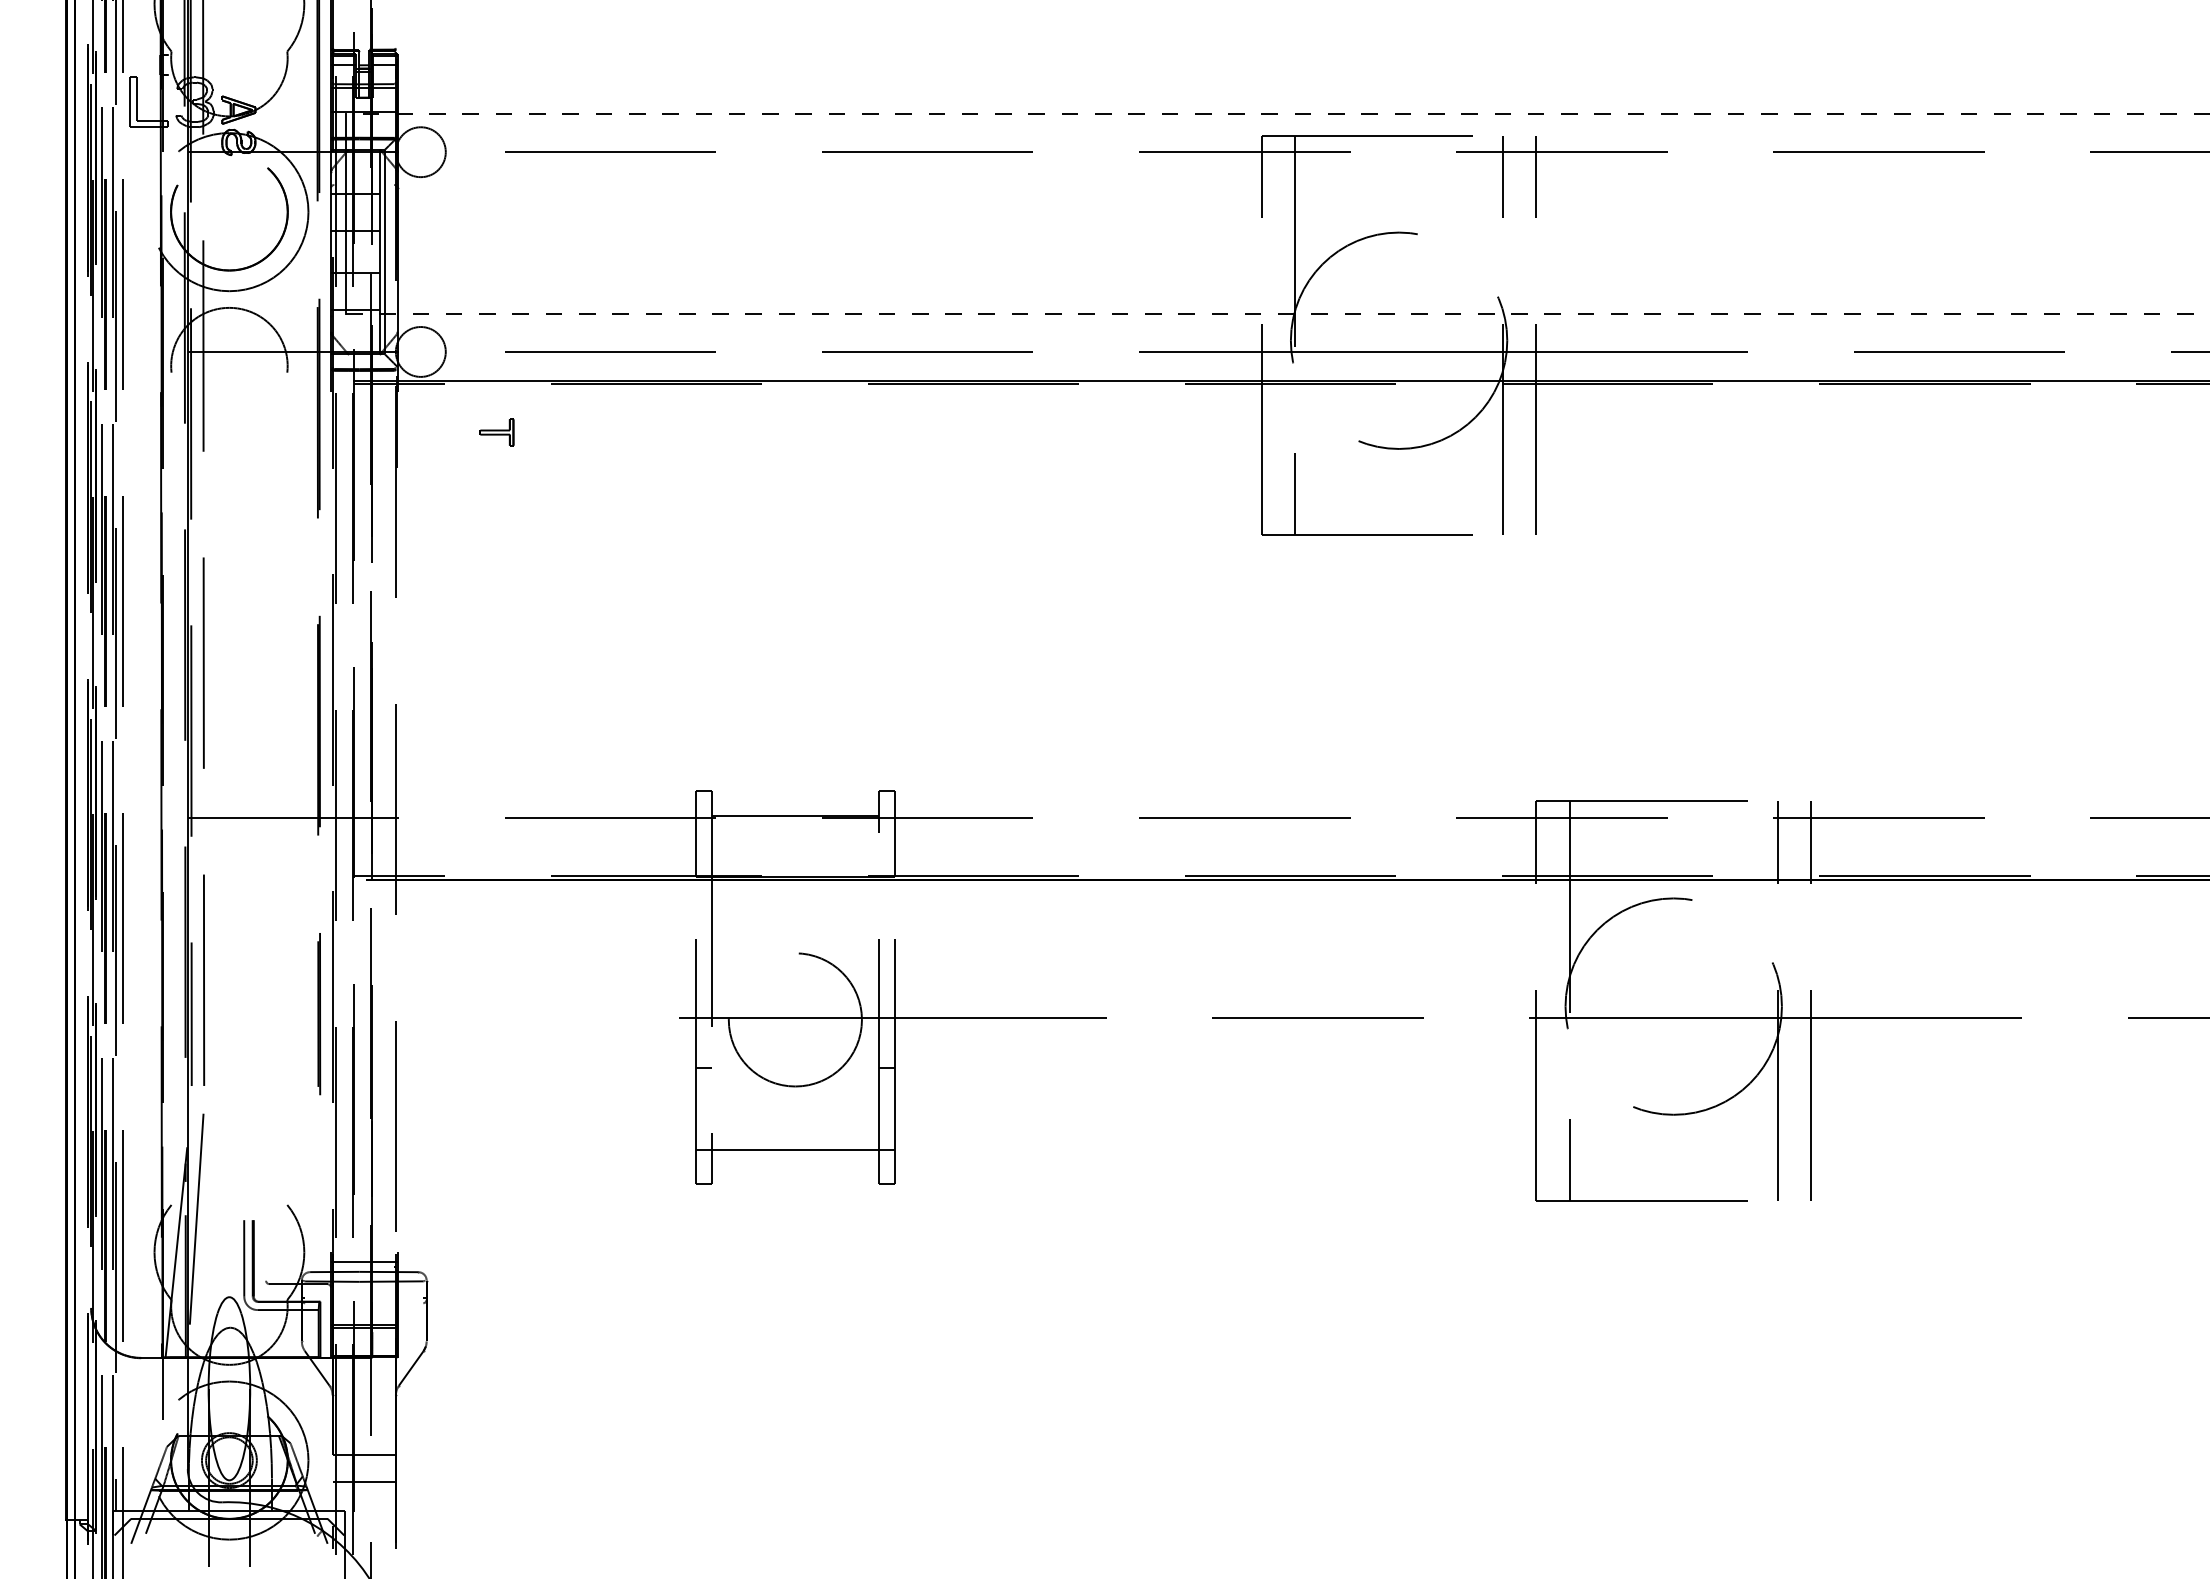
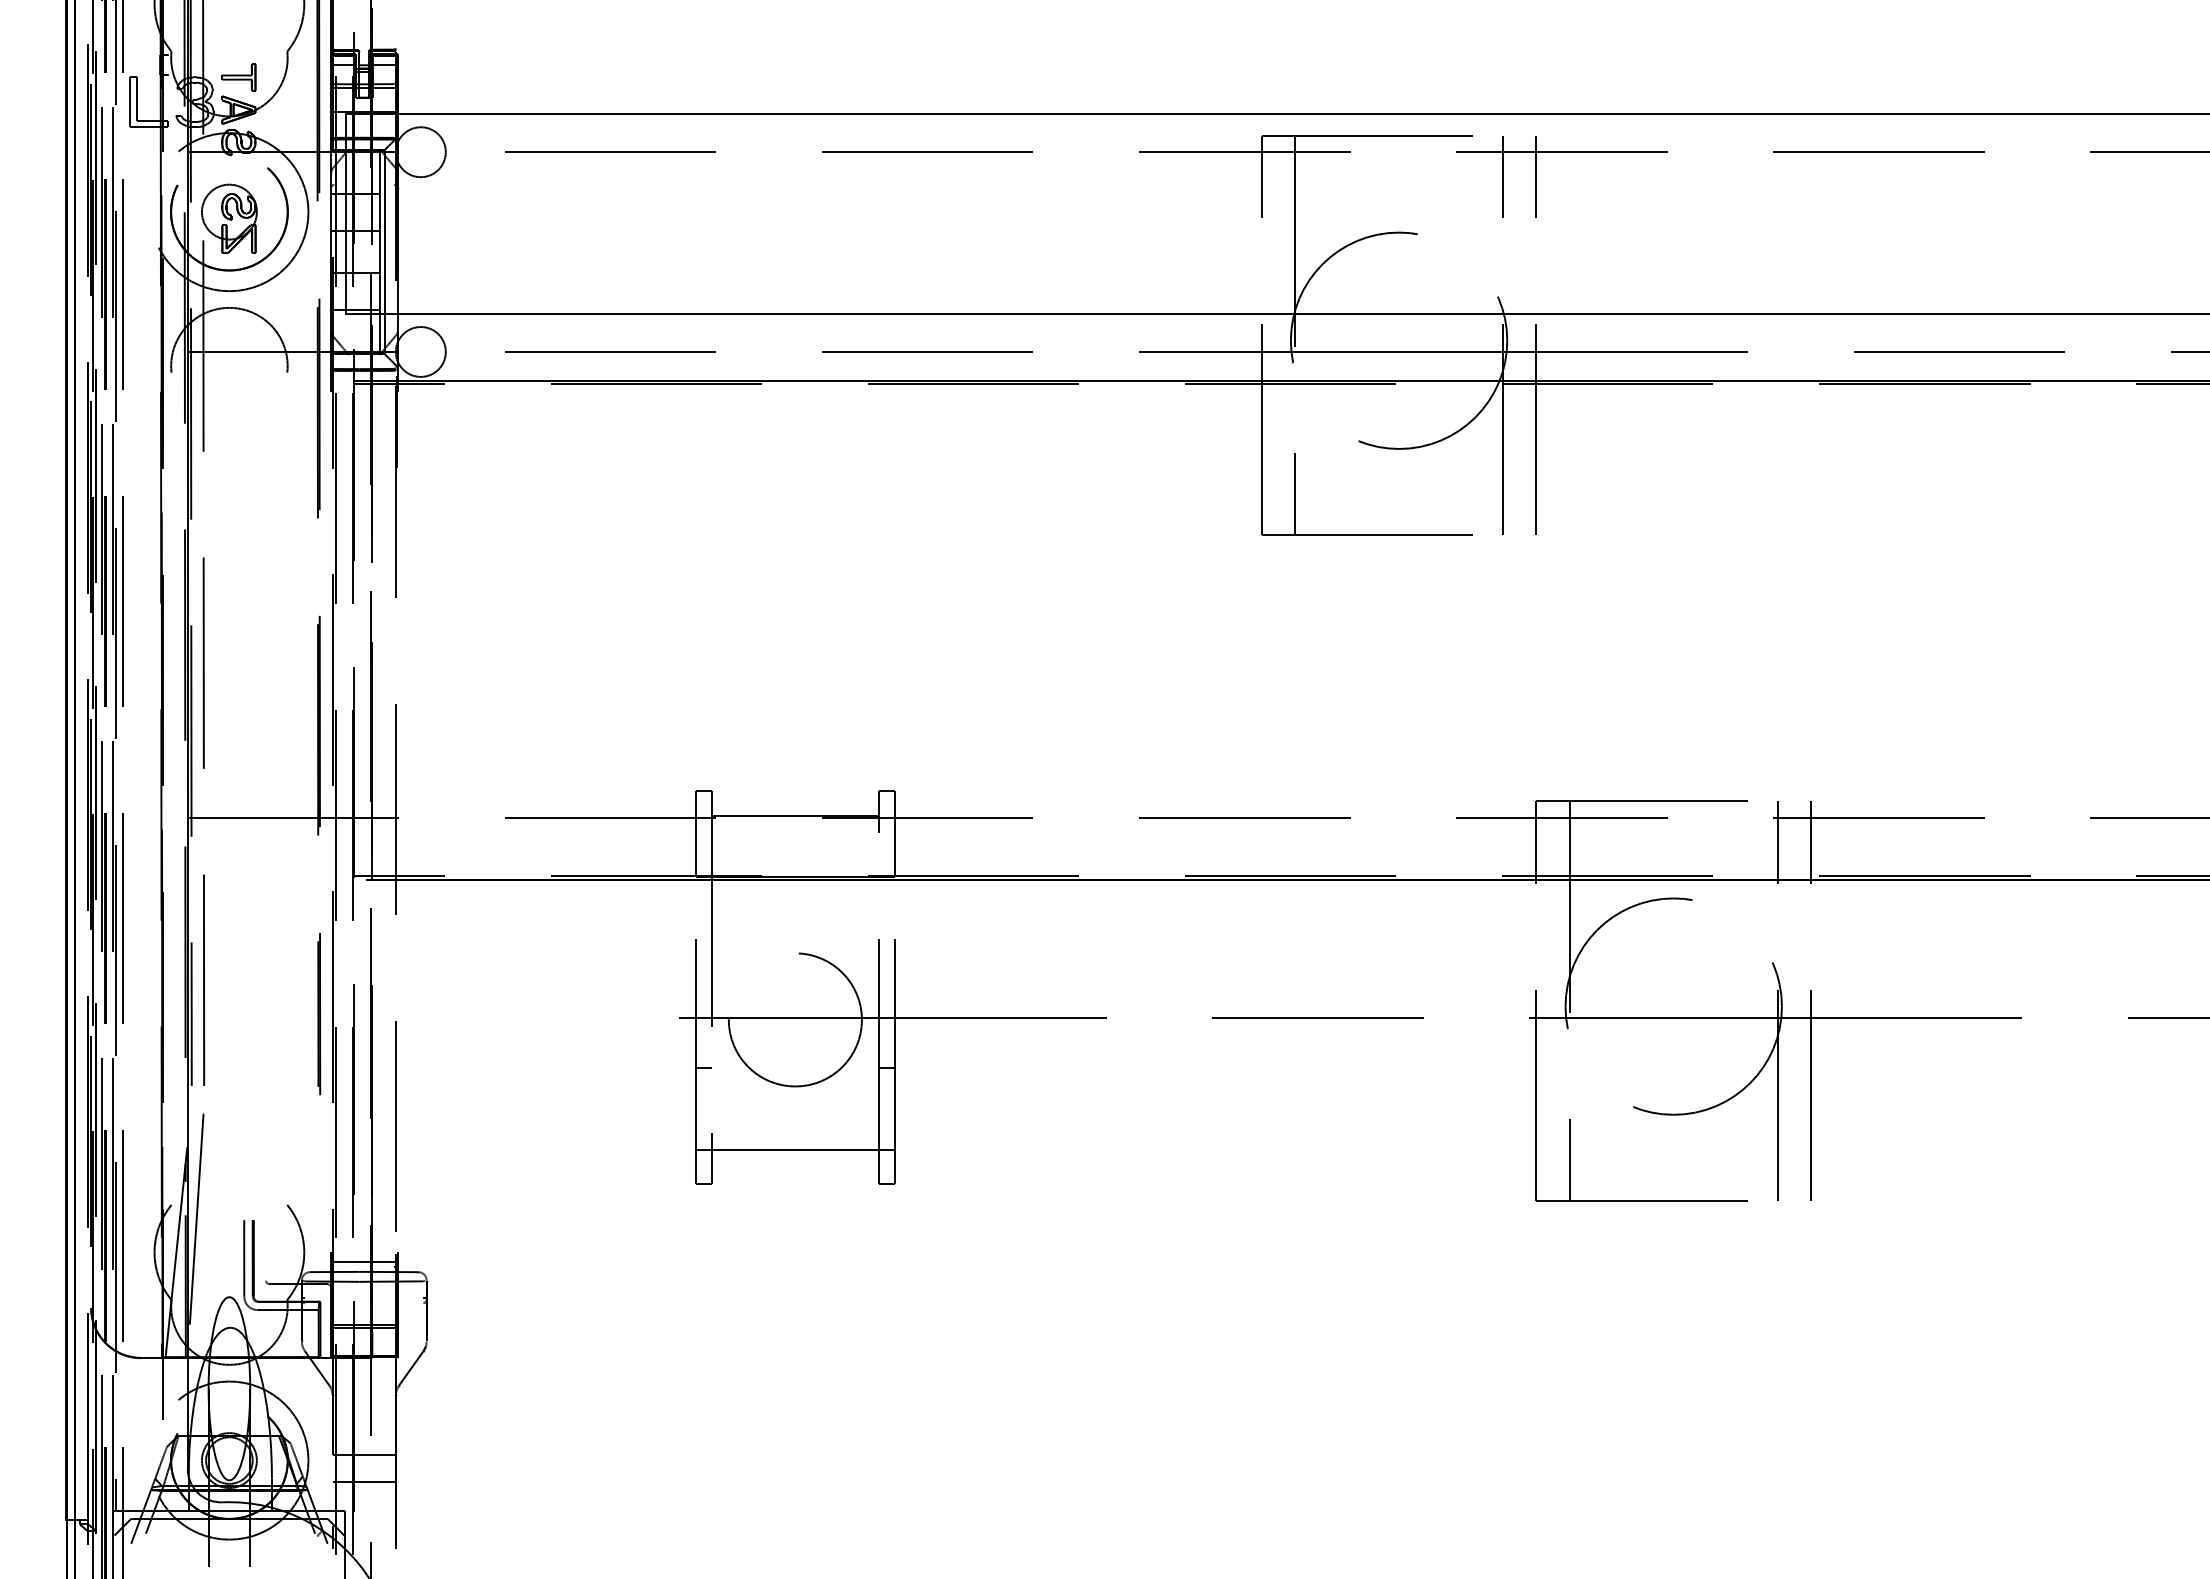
line: dashed -> solid (1277, 114)
part: none -> present (229, 218)
line: dashed -> solid (1277, 314)
part position: (496, 432) -> (238, 77) (238, 77)
